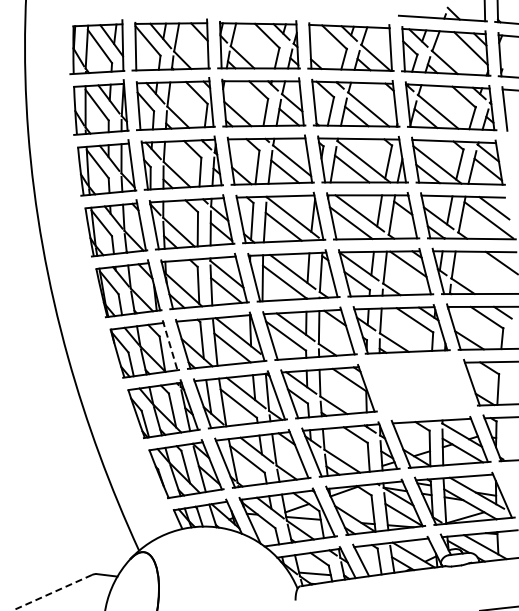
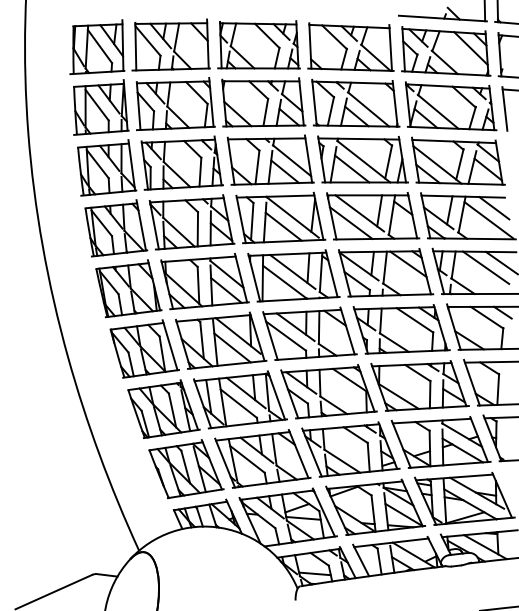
line: none -> present (486, 267)
line: dashed -> solid (170, 345)
part: none -> present (419, 385)
line: dashed -> solid (53, 592)
